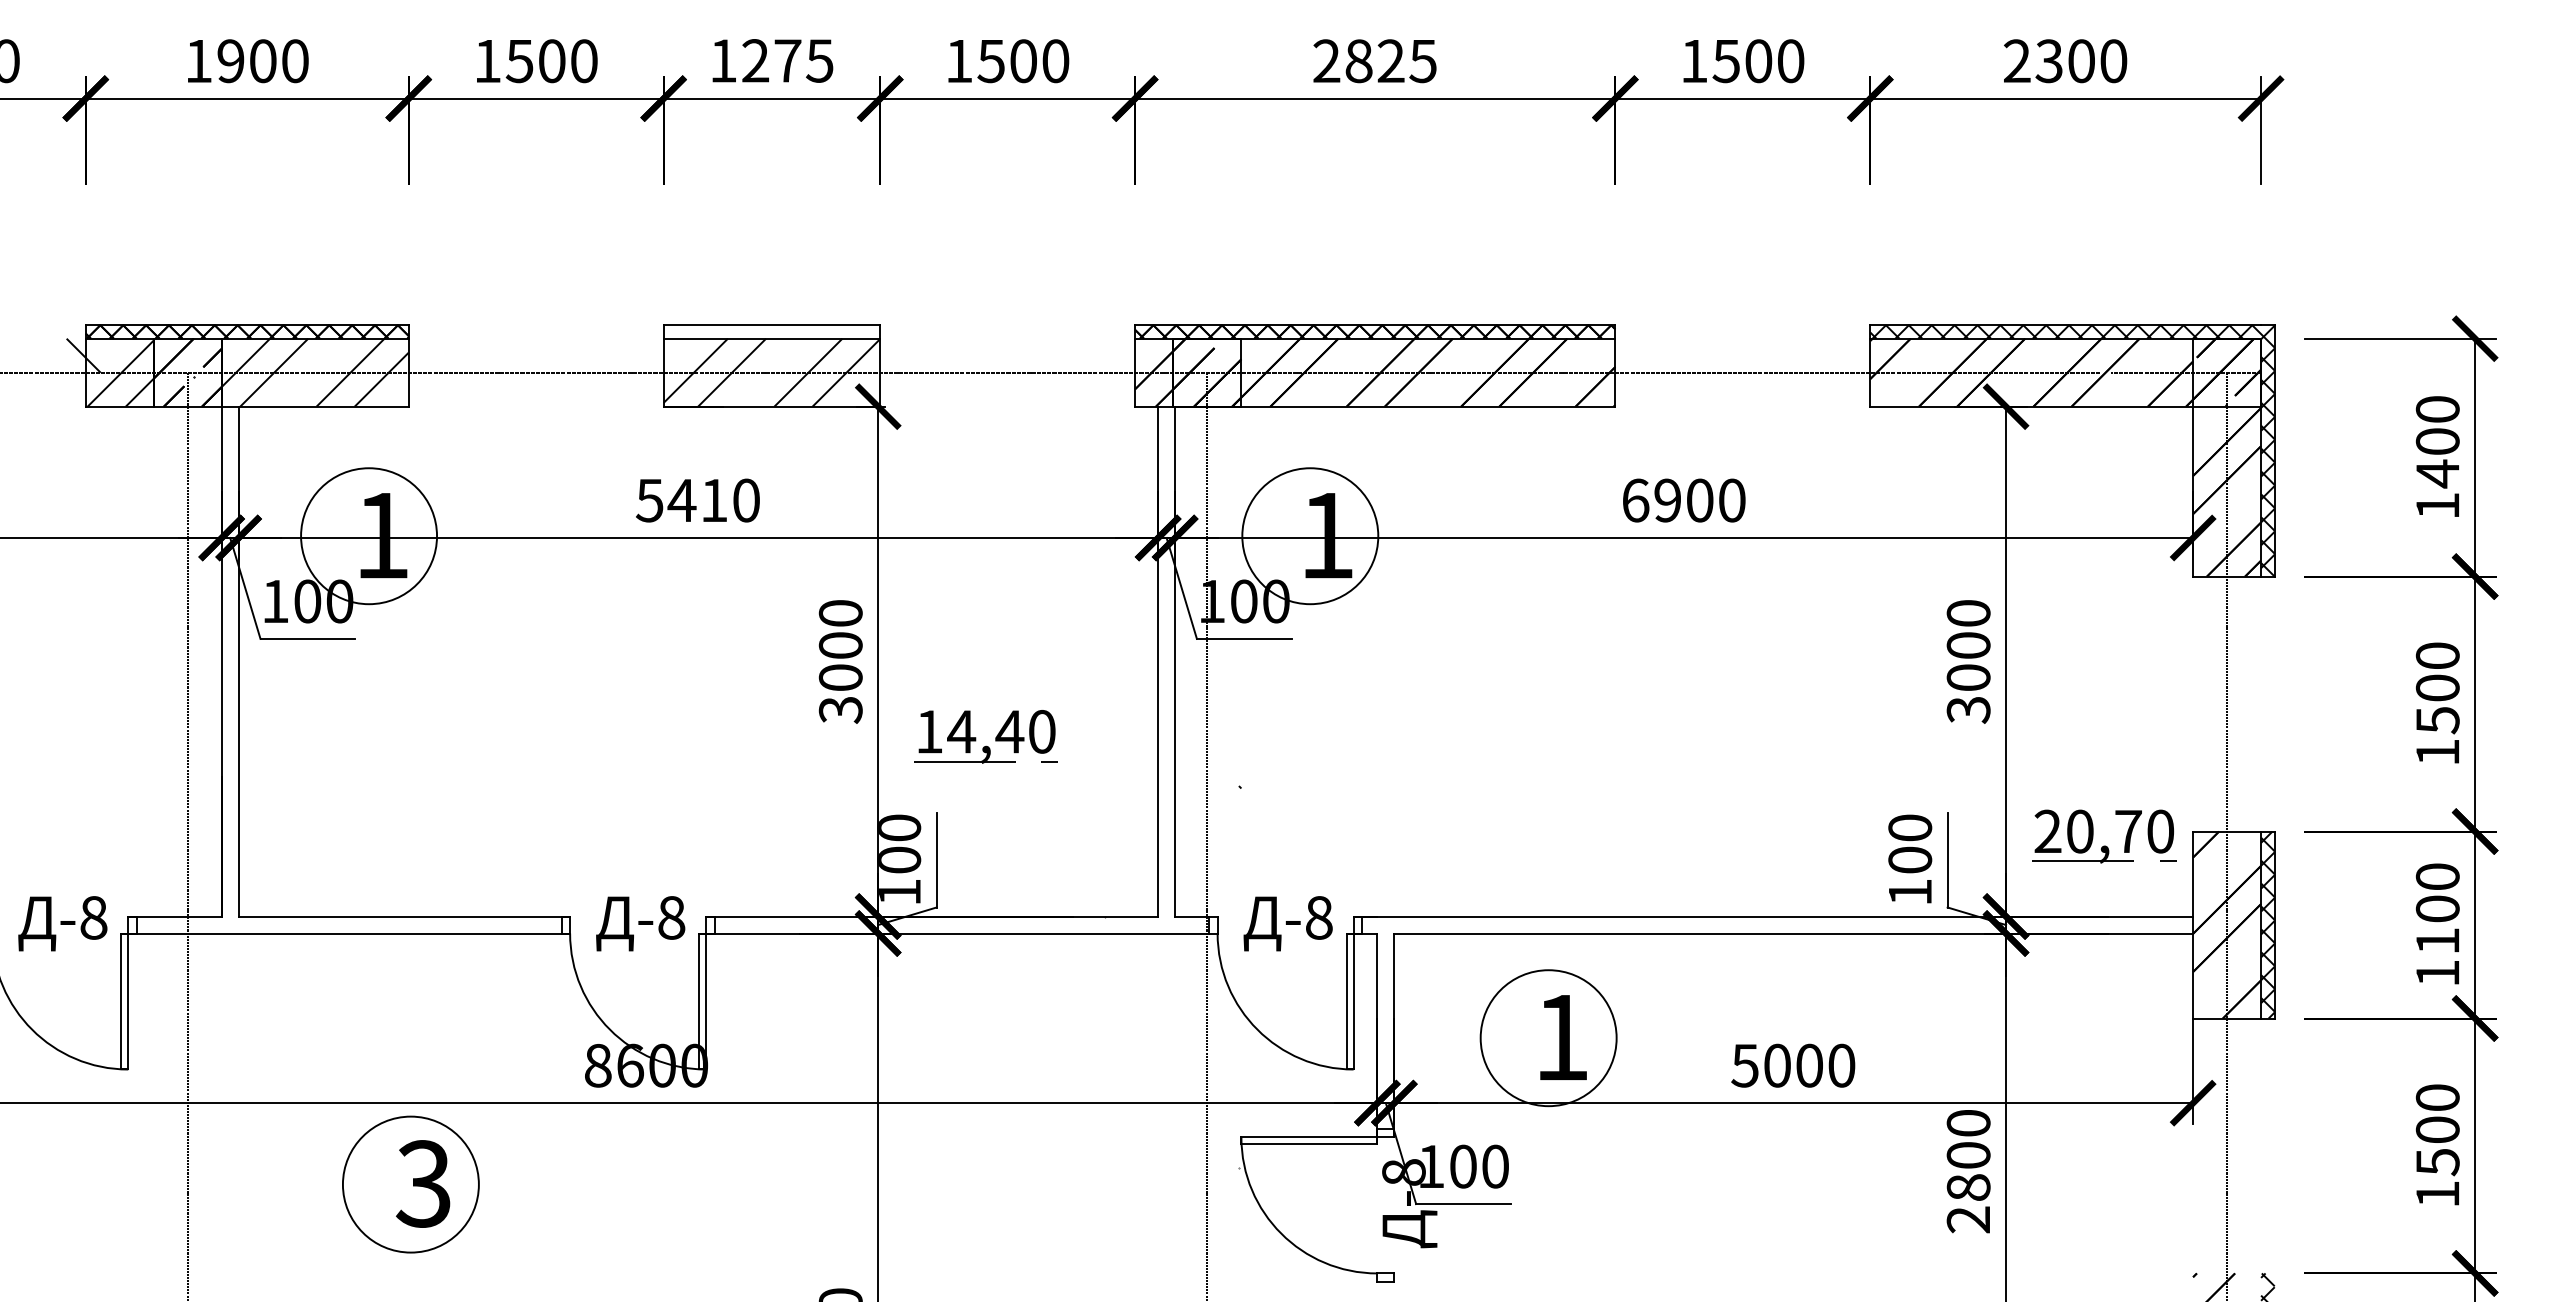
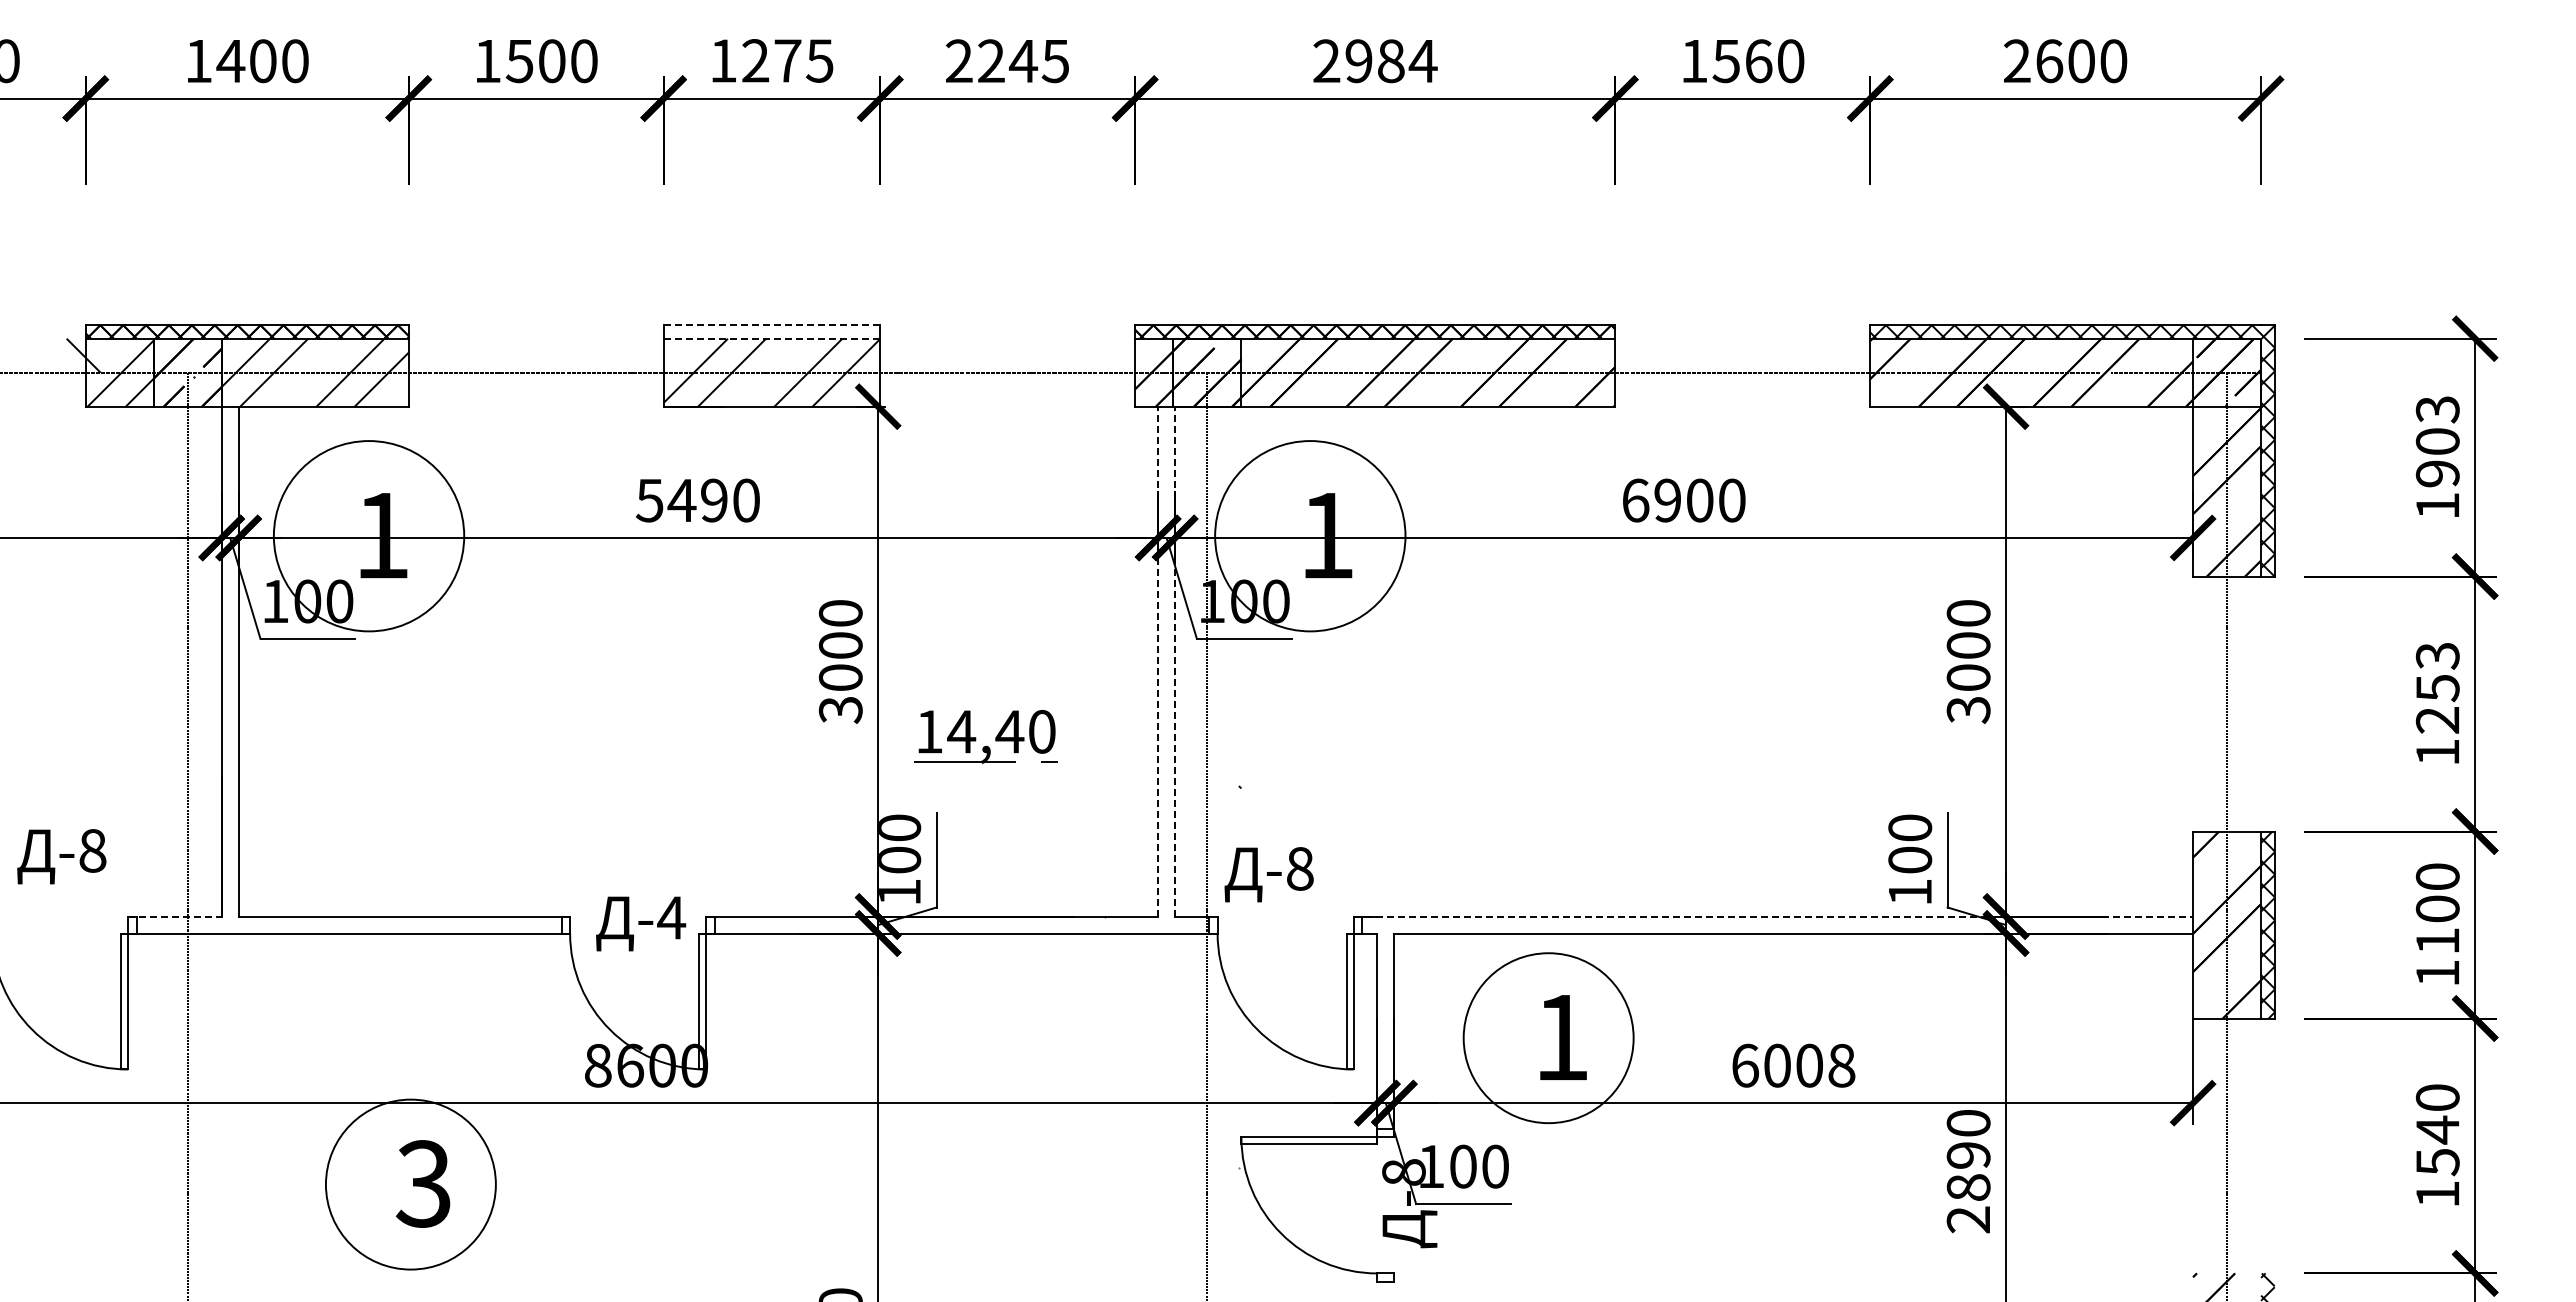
text: 1900 -> 1400 (230, 61)
text: 1500 -> 2245 (1007, 61)
text: 2825 -> 2984 (1391, 61)
text: 1500 -> 1560 (1758, 61)
text: 2300 -> 2600 (2049, 61)
line: solid -> dashed (771, 325)
line: solid -> dashed (771, 338)
text: 1400 -> 1903 (2437, 442)
text: 5410 -> 5490 (714, 500)
circle diameter: 136 px -> 190 px (368, 536)
circle diameter: 136 px -> 190 px (1310, 536)
line: solid -> dashed (1158, 661)
line: solid -> dashed (1175, 661)
text: 1500 -> 1253 (2437, 688)
part: present -> none (2104, 845)
line: solid -> dashed (175, 916)
line: solid -> dashed (1773, 916)
text: -8 -> -4 (671, 917)
text position: (62, 923) -> (61, 856) (61, 856)
text position: (1287, 923) -> (1268, 874) (1268, 874)
circle diameter: 136 px -> 170 px (1548, 1038)
text: 5000 -> 6008 (1793, 1065)
text: 1500 -> 1540 (2437, 1129)
text: 2800 -> 2890 (1968, 1155)
circle diameter: 136 px -> 170 px (410, 1184)
